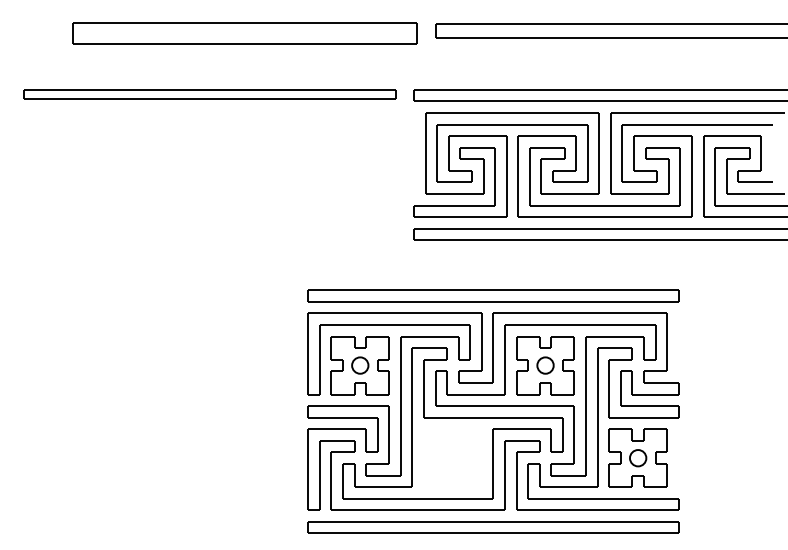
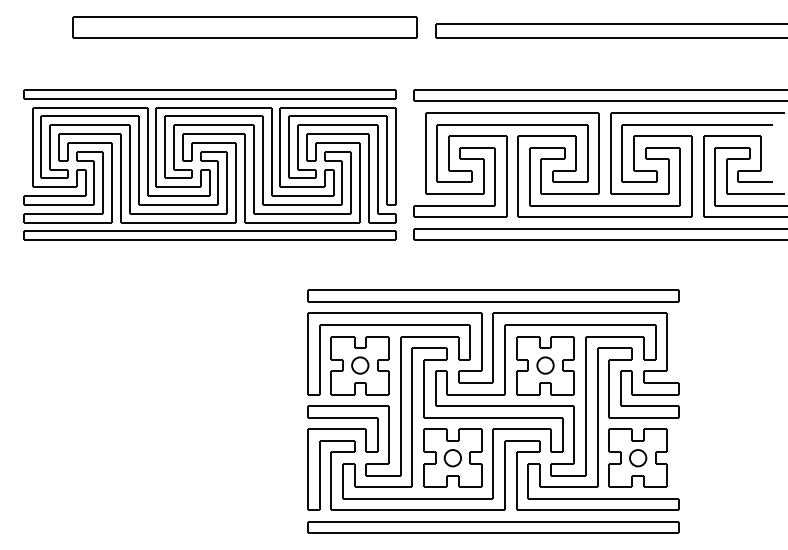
part position: (244, 33) -> (244, 27) (244, 27)
part: none -> present (209, 173)
part: none -> present (452, 457)
